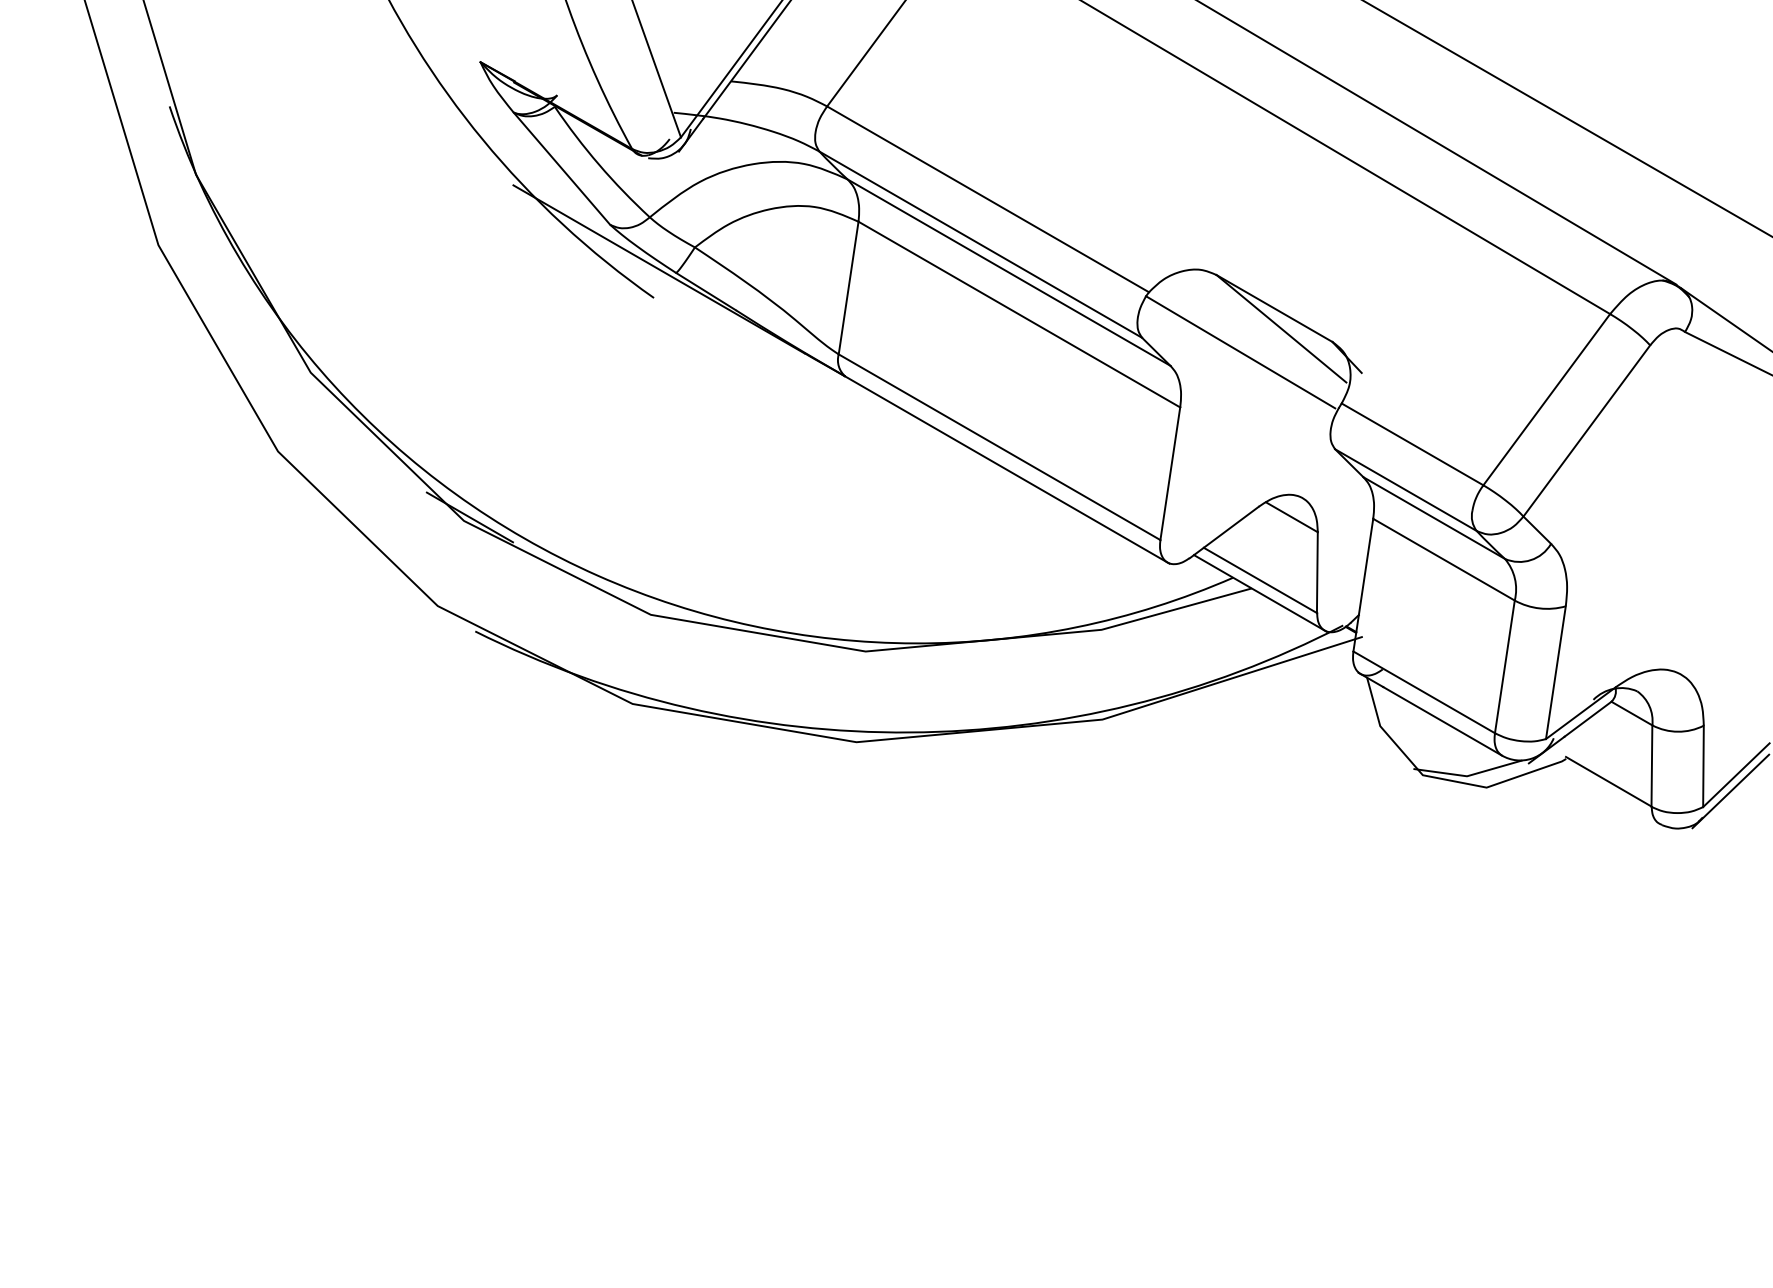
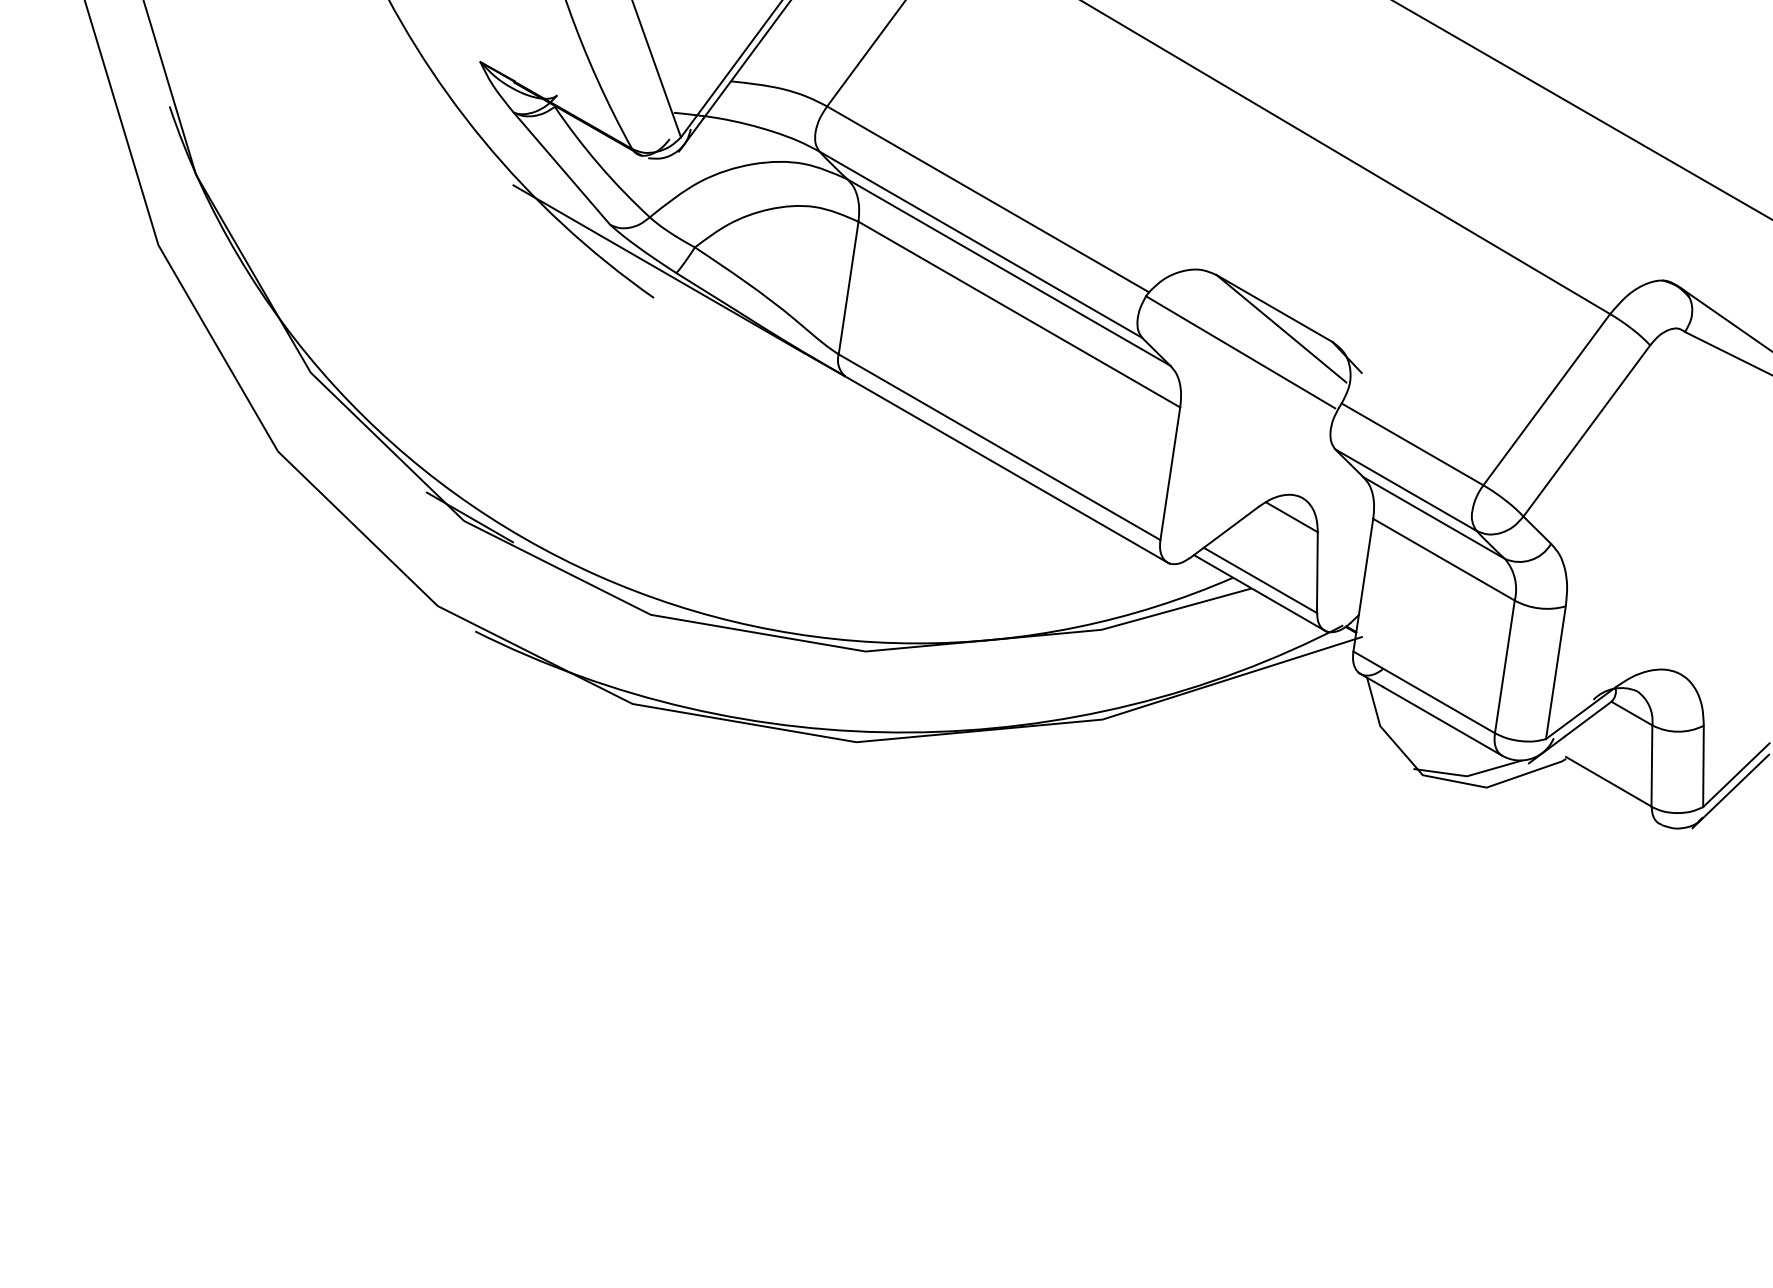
line position: (1567, 118) -> (1582, 110) (1582, 110)
line: present -> none (1437, 143)
